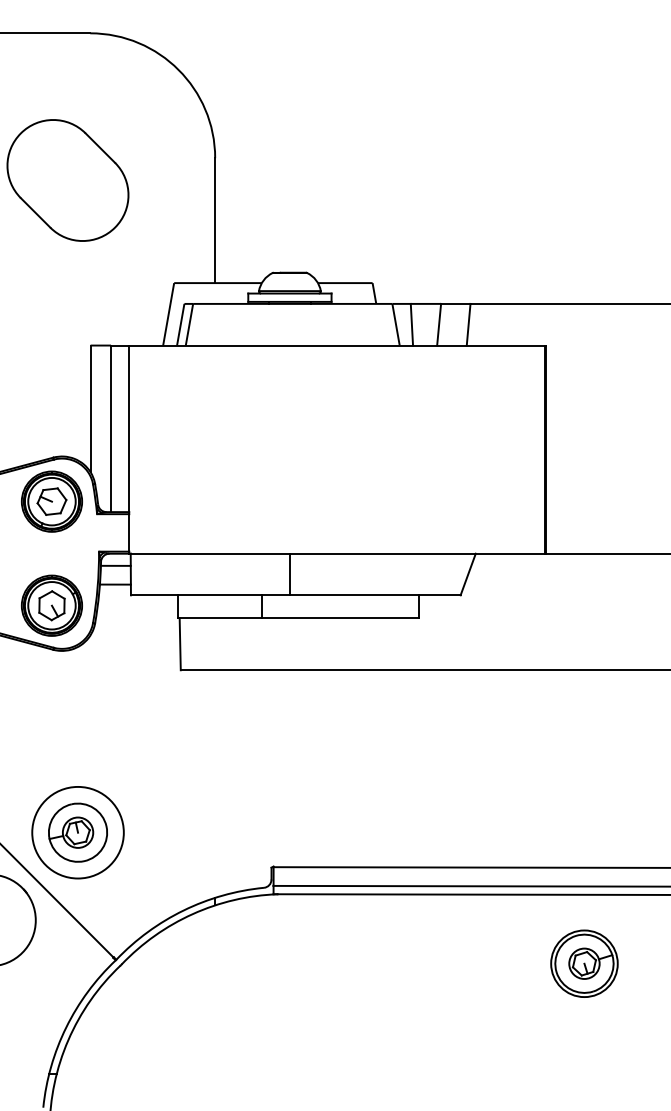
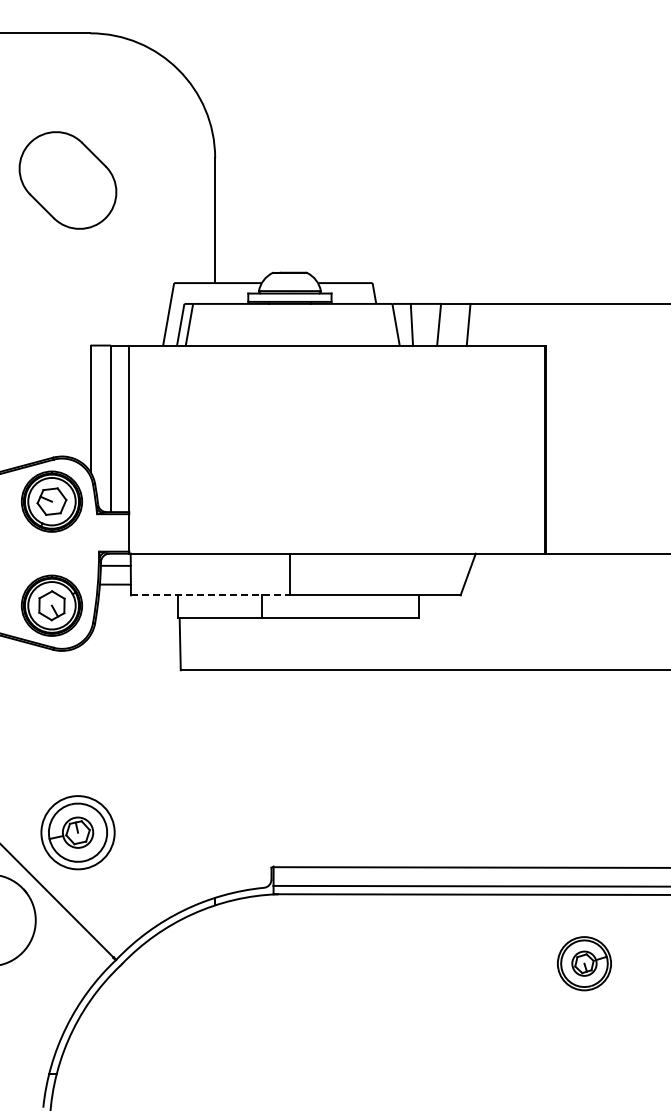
part size: 124x123 px -> 100x99 px (67, 180)
line: solid -> dashed (210, 595)
circle diameter: 92 px -> 73 px (77, 832)
part size: 69x69 px -> 55x56 px (584, 963)
